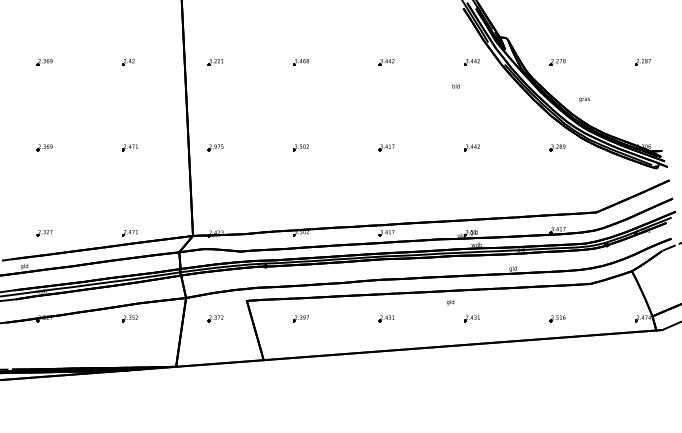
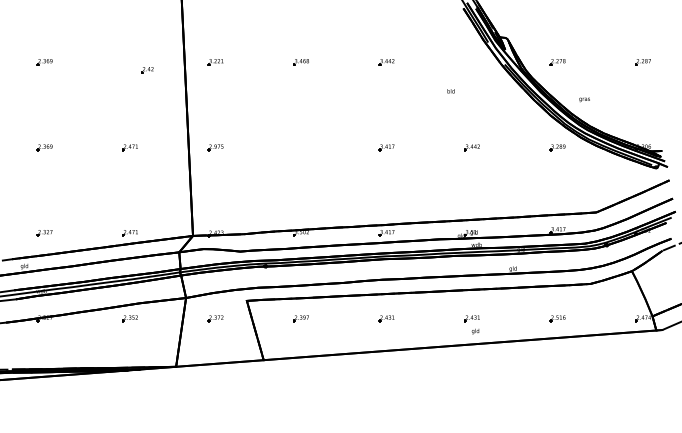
part position: (128, 62) -> (147, 70) (147, 70)
part: present -> none (471, 62)
text position: (455, 86) -> (450, 91) (450, 91)
part: present -> none (300, 147)
text position: (450, 302) -> (475, 331) (475, 331)
